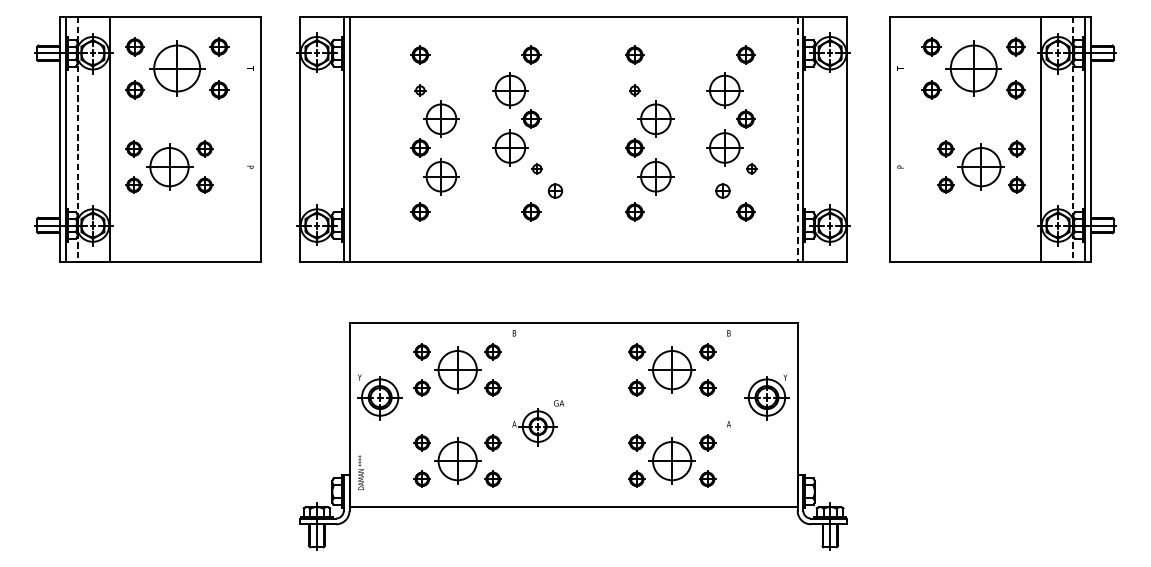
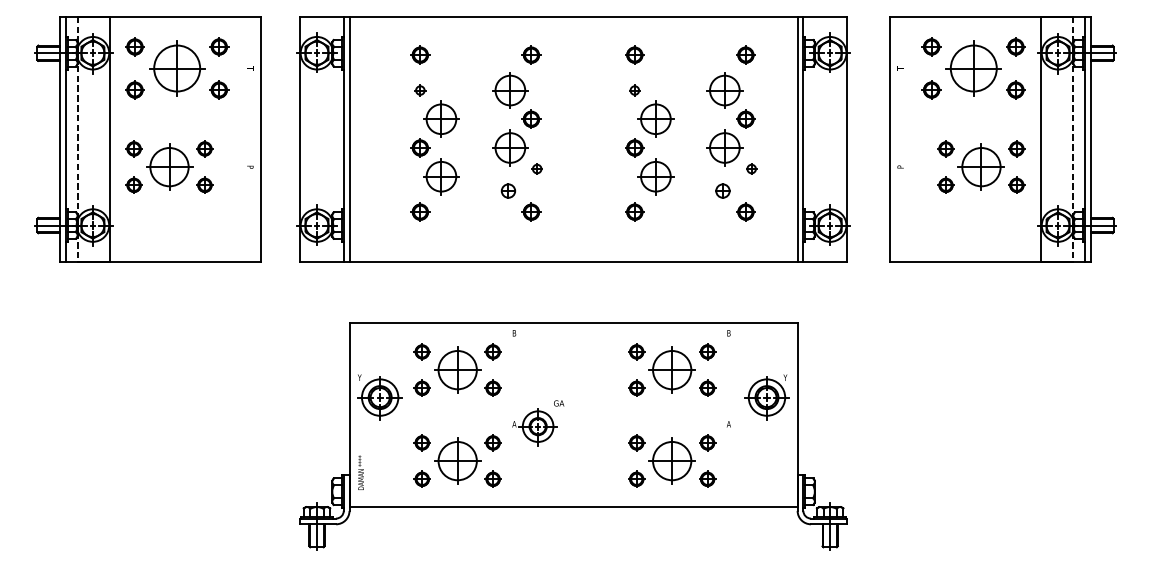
line: dashed -> solid (797, 139)
part position: (555, 190) -> (508, 190) (508, 190)
